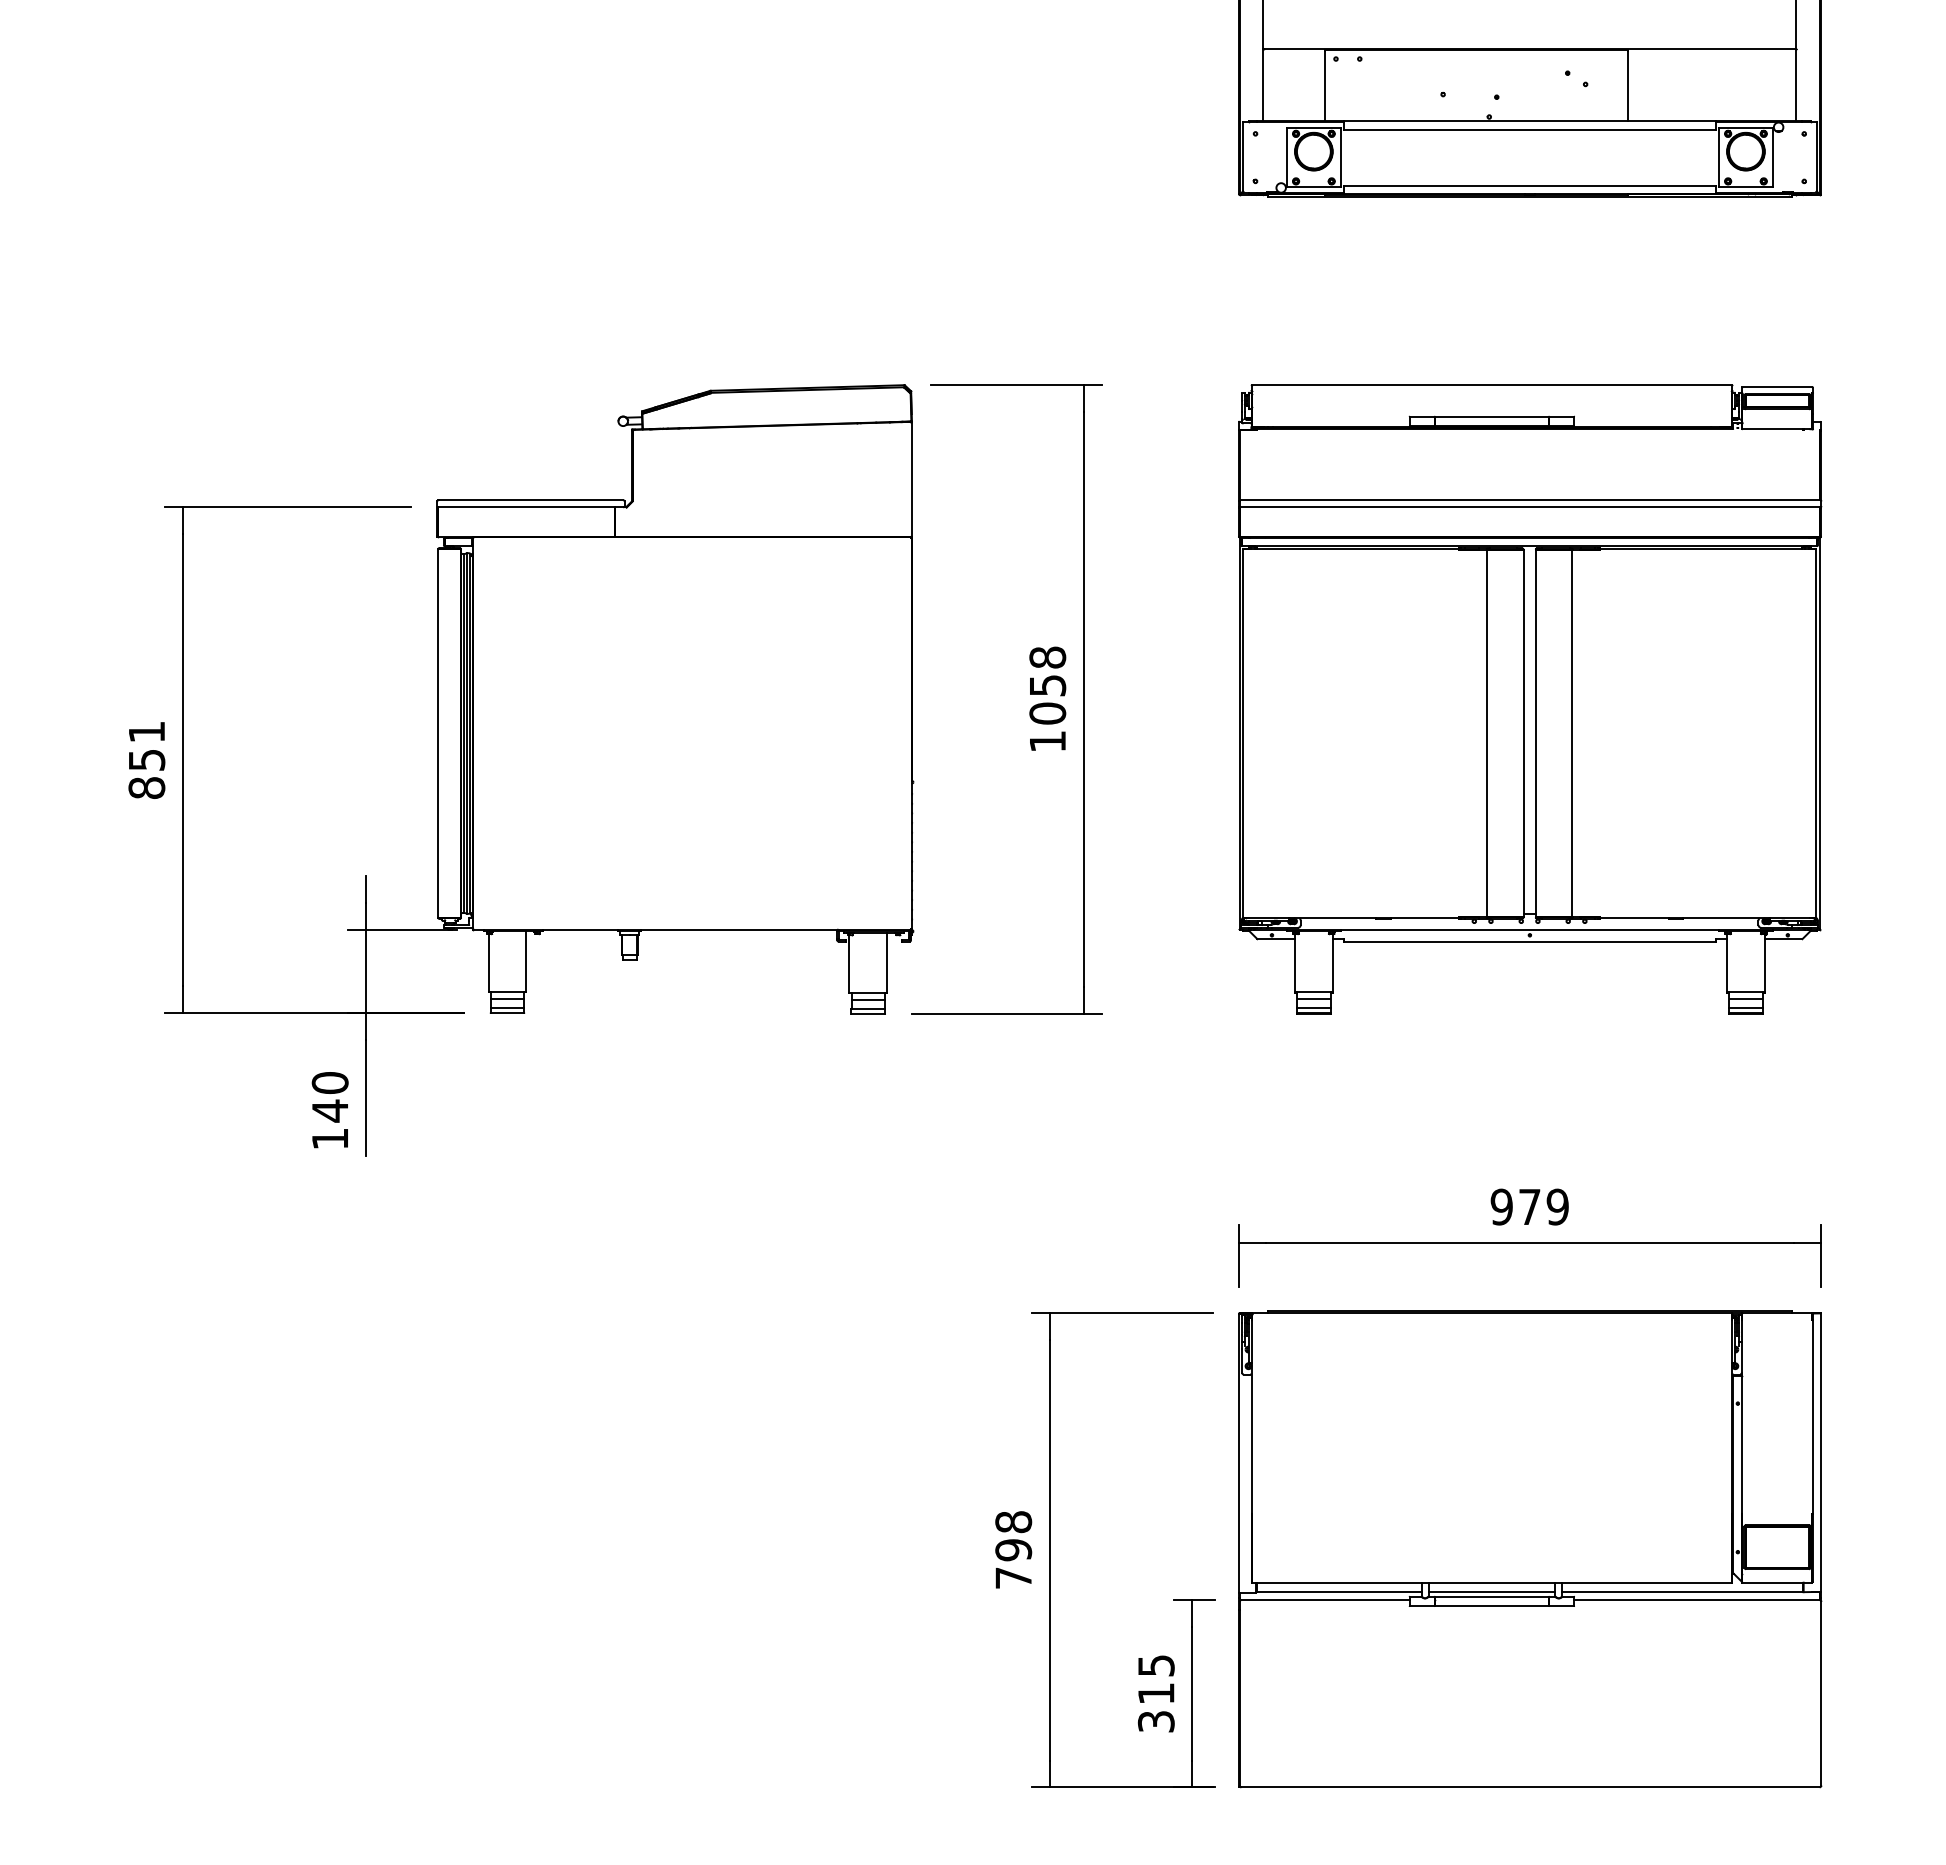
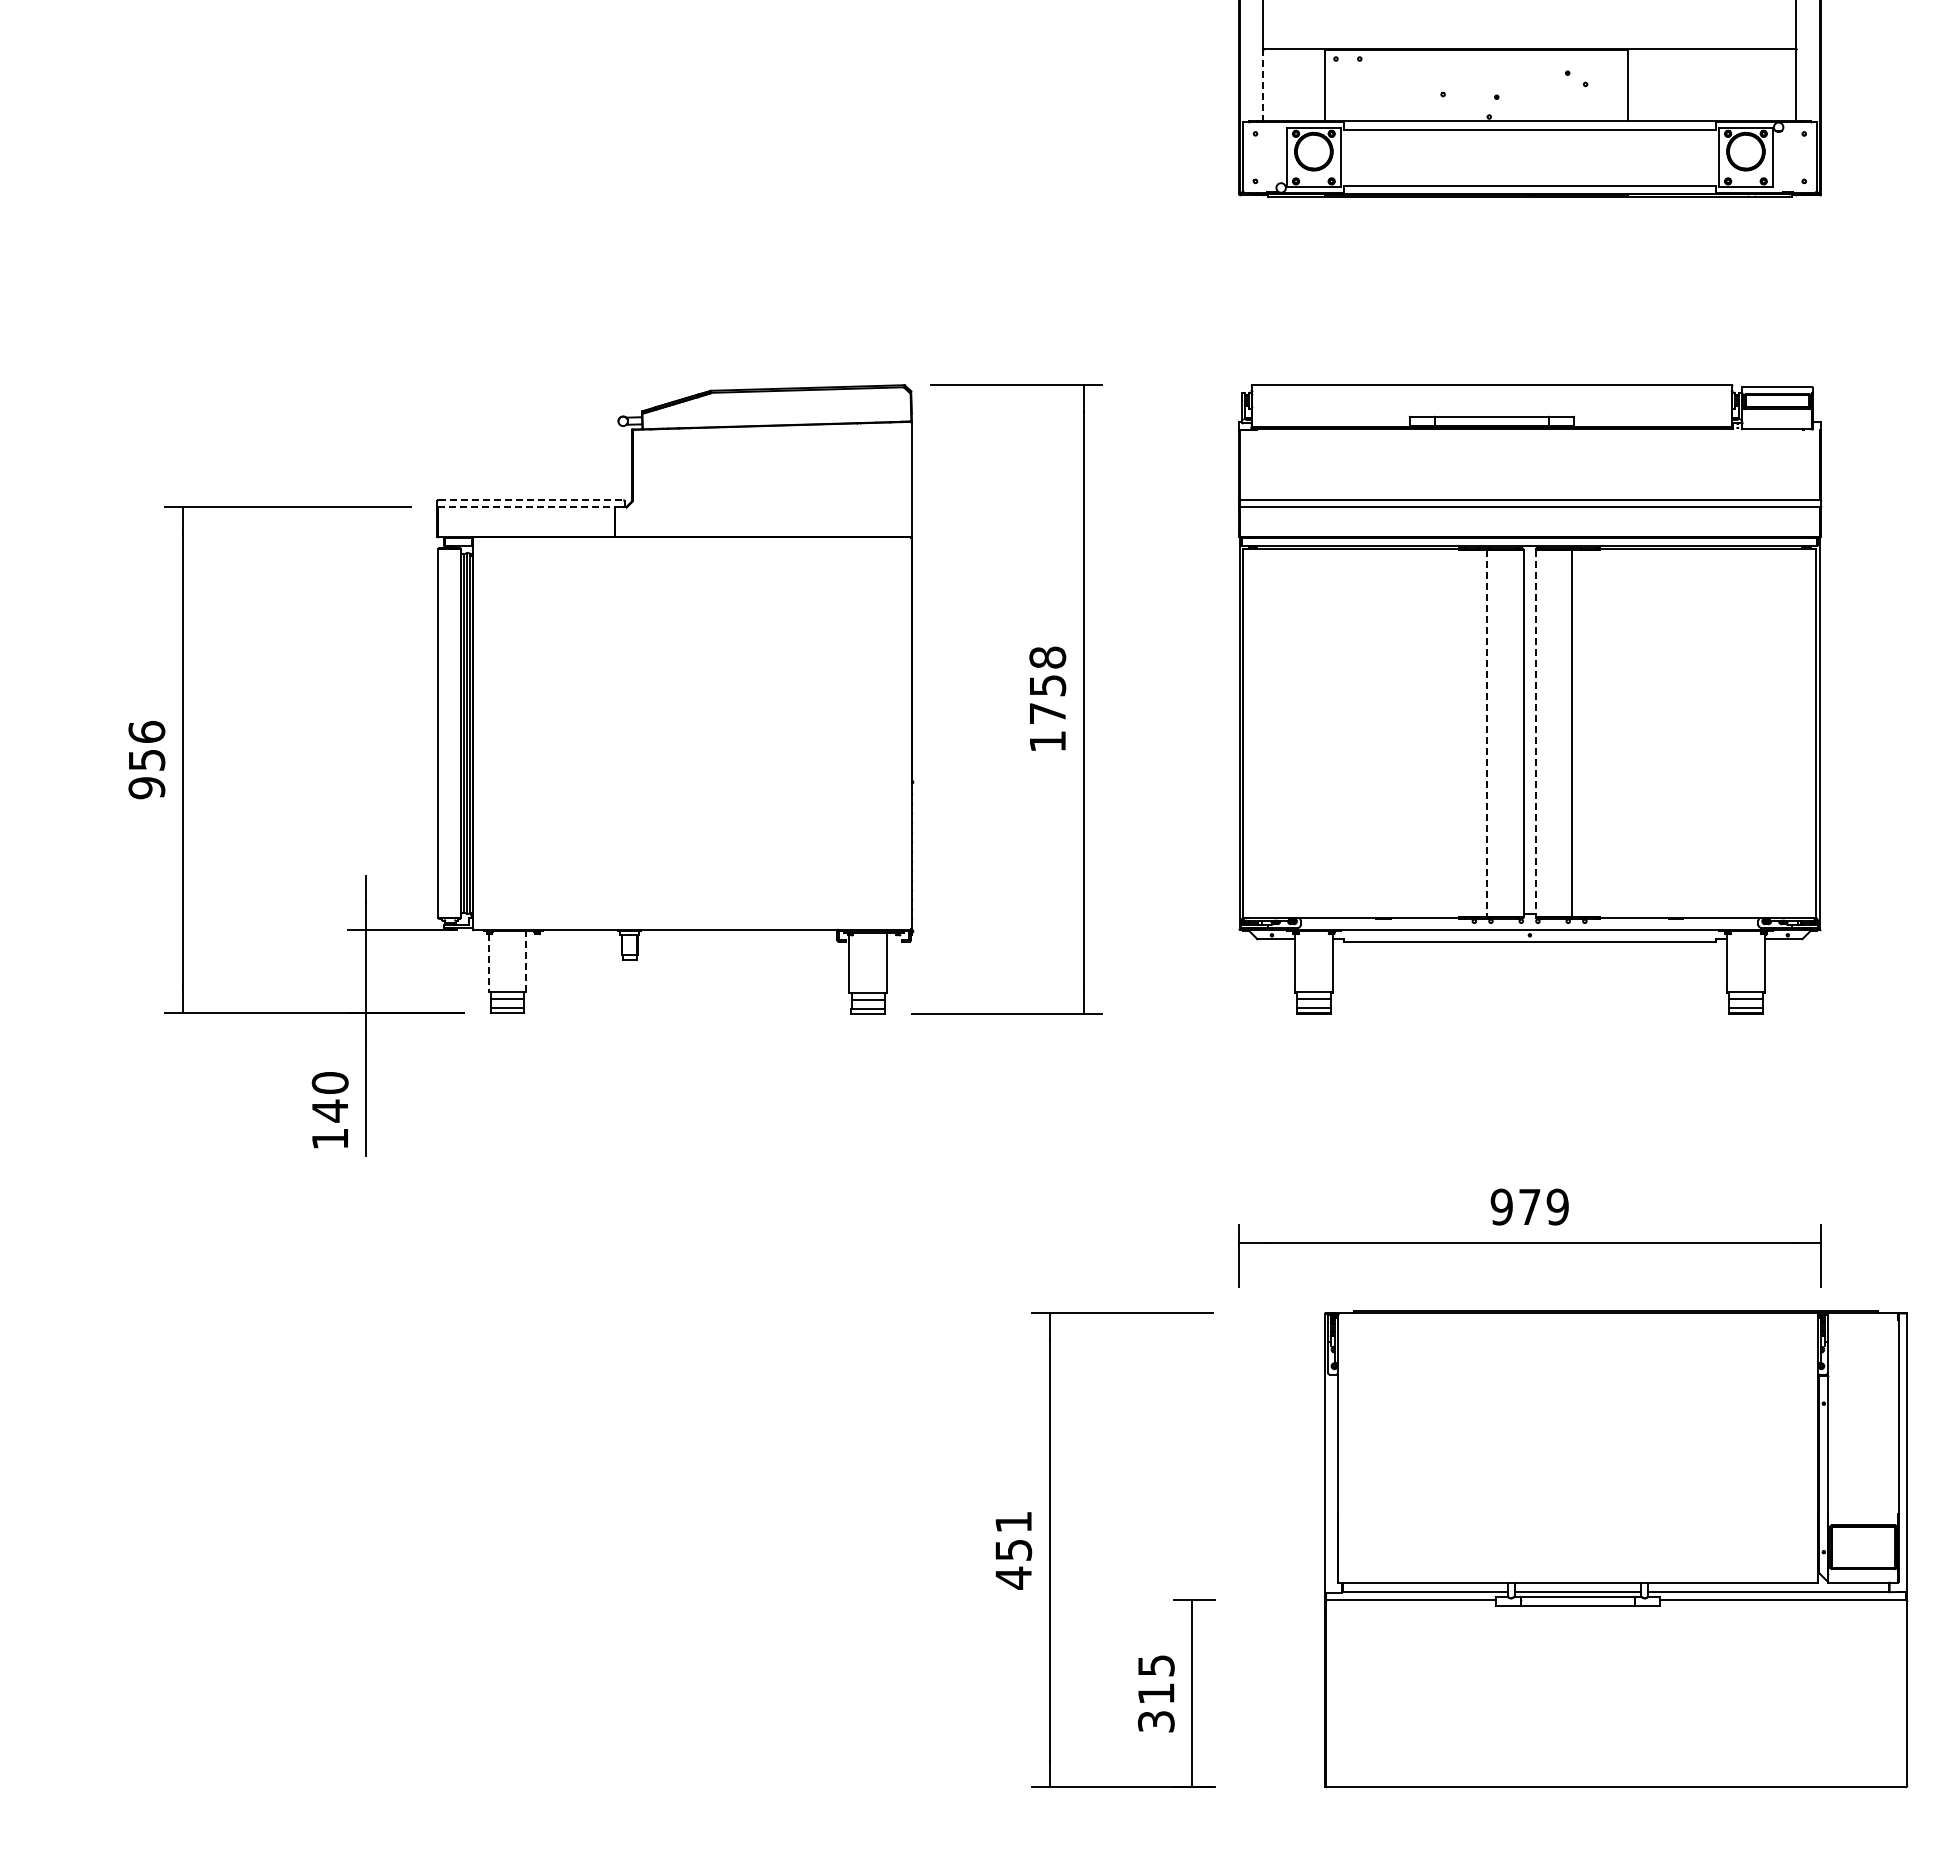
line: solid -> dashed (1263, 85)
line: solid -> dashed (530, 500)
line: solid -> dashed (526, 507)
text: 1058 -> 1758 (1047, 713)
line: solid -> dashed (1486, 734)
line: solid -> dashed (1535, 734)
text: 851 -> 956 (146, 759)
line: solid -> dashed (526, 961)
line: solid -> dashed (488, 963)
part position: (1530, 1549) -> (1616, 1549) (1616, 1549)
text: 798 -> 451 (1013, 1550)
